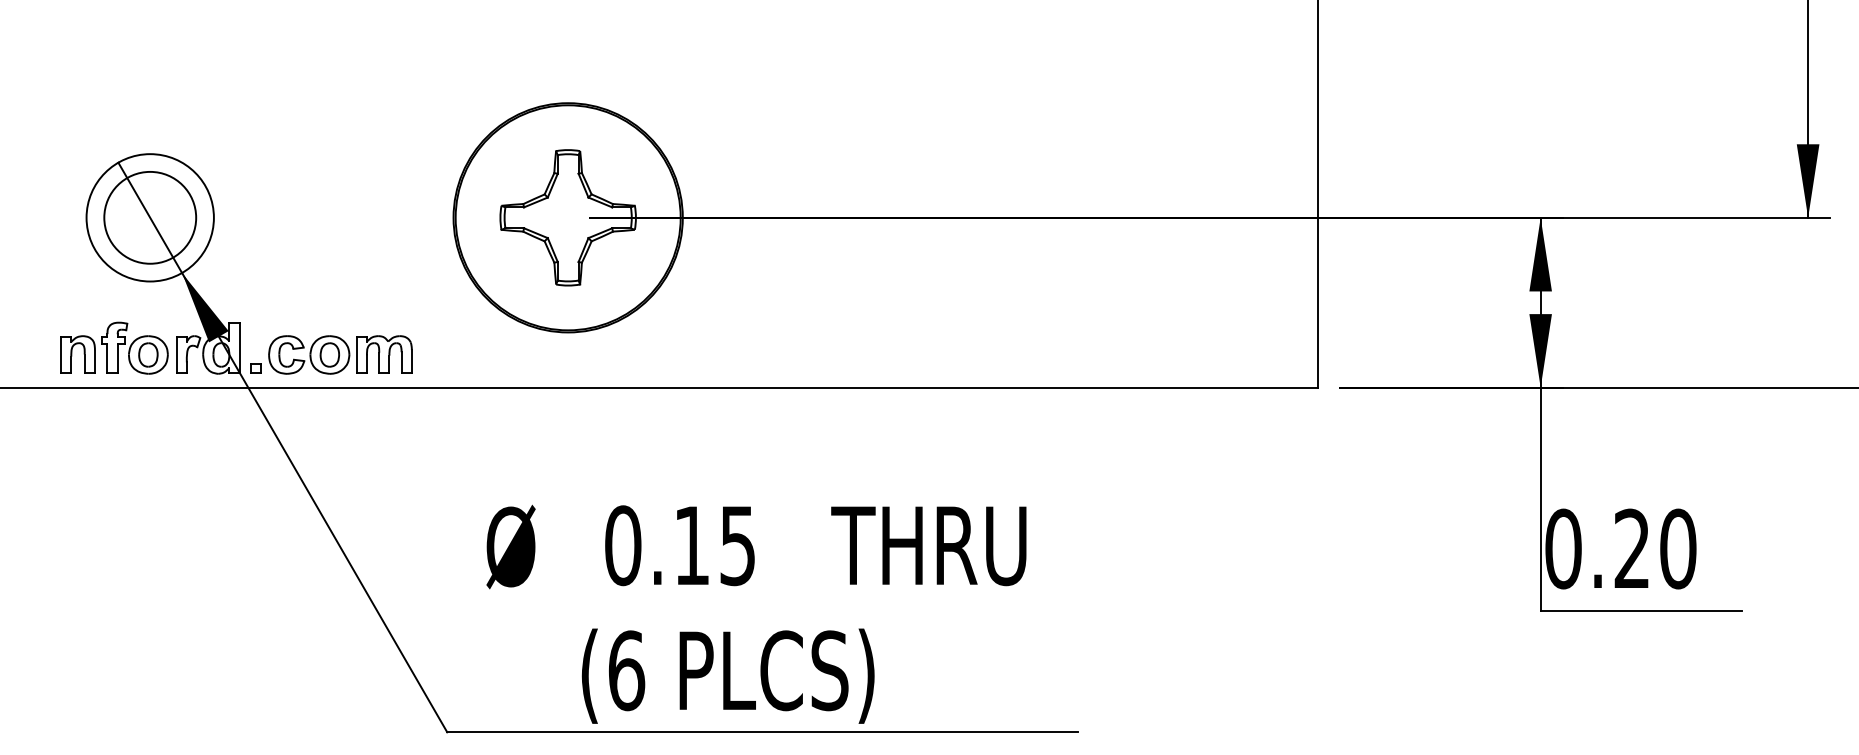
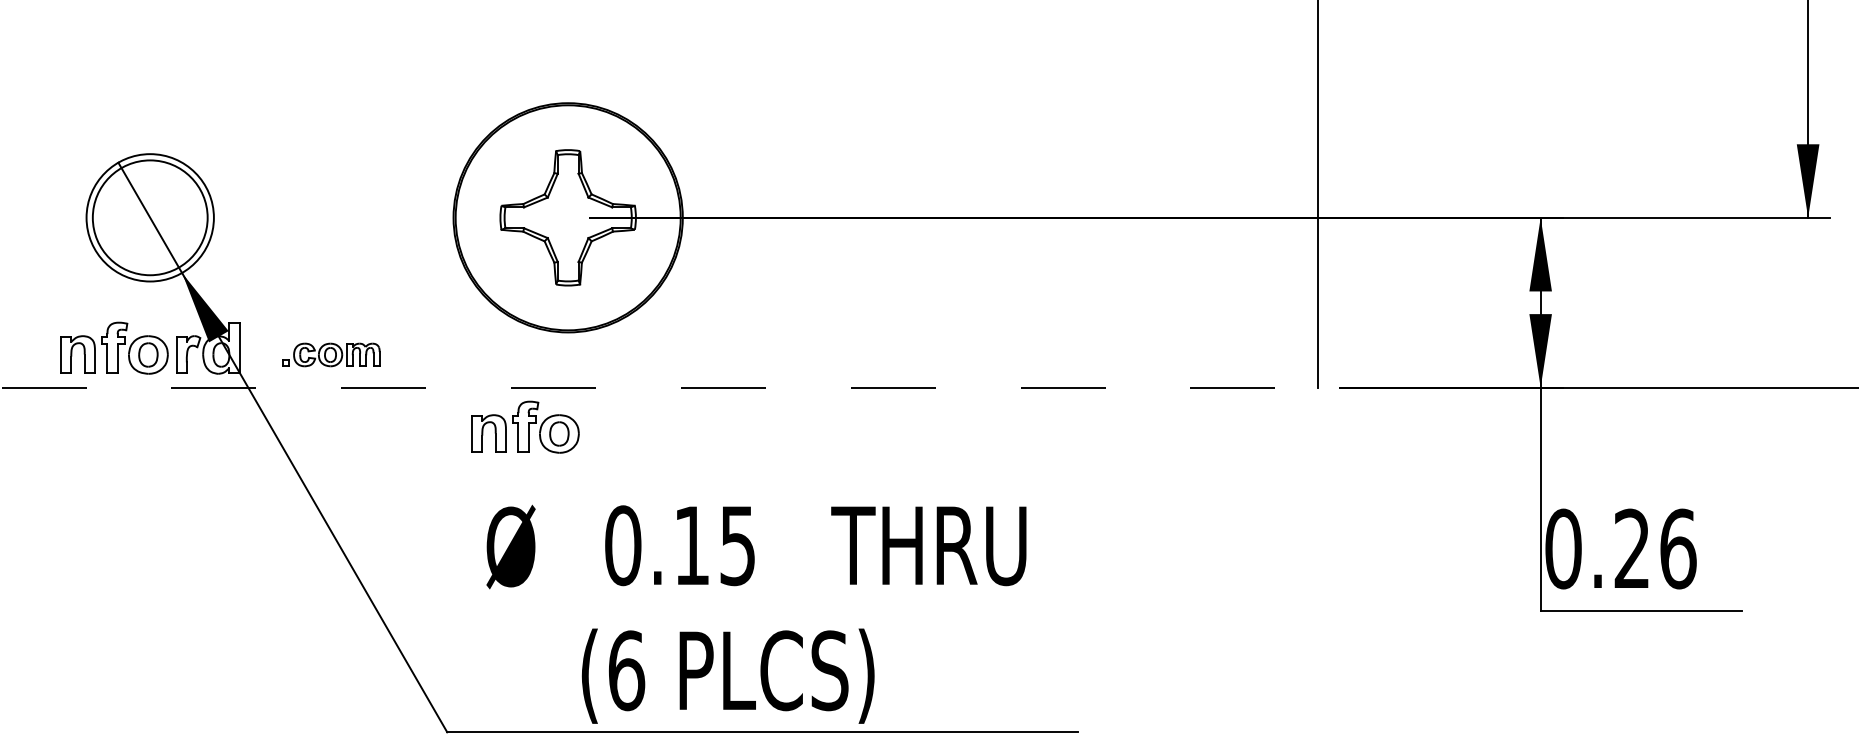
circle diameter: 92 px -> 115 px (149, 217)
part size: 163x40 px -> 99x26 px (331, 354)
line: solid -> dashed (659, 387)
part: none -> present (525, 426)
text: 0.20 -> 0.26 (1678, 548)
